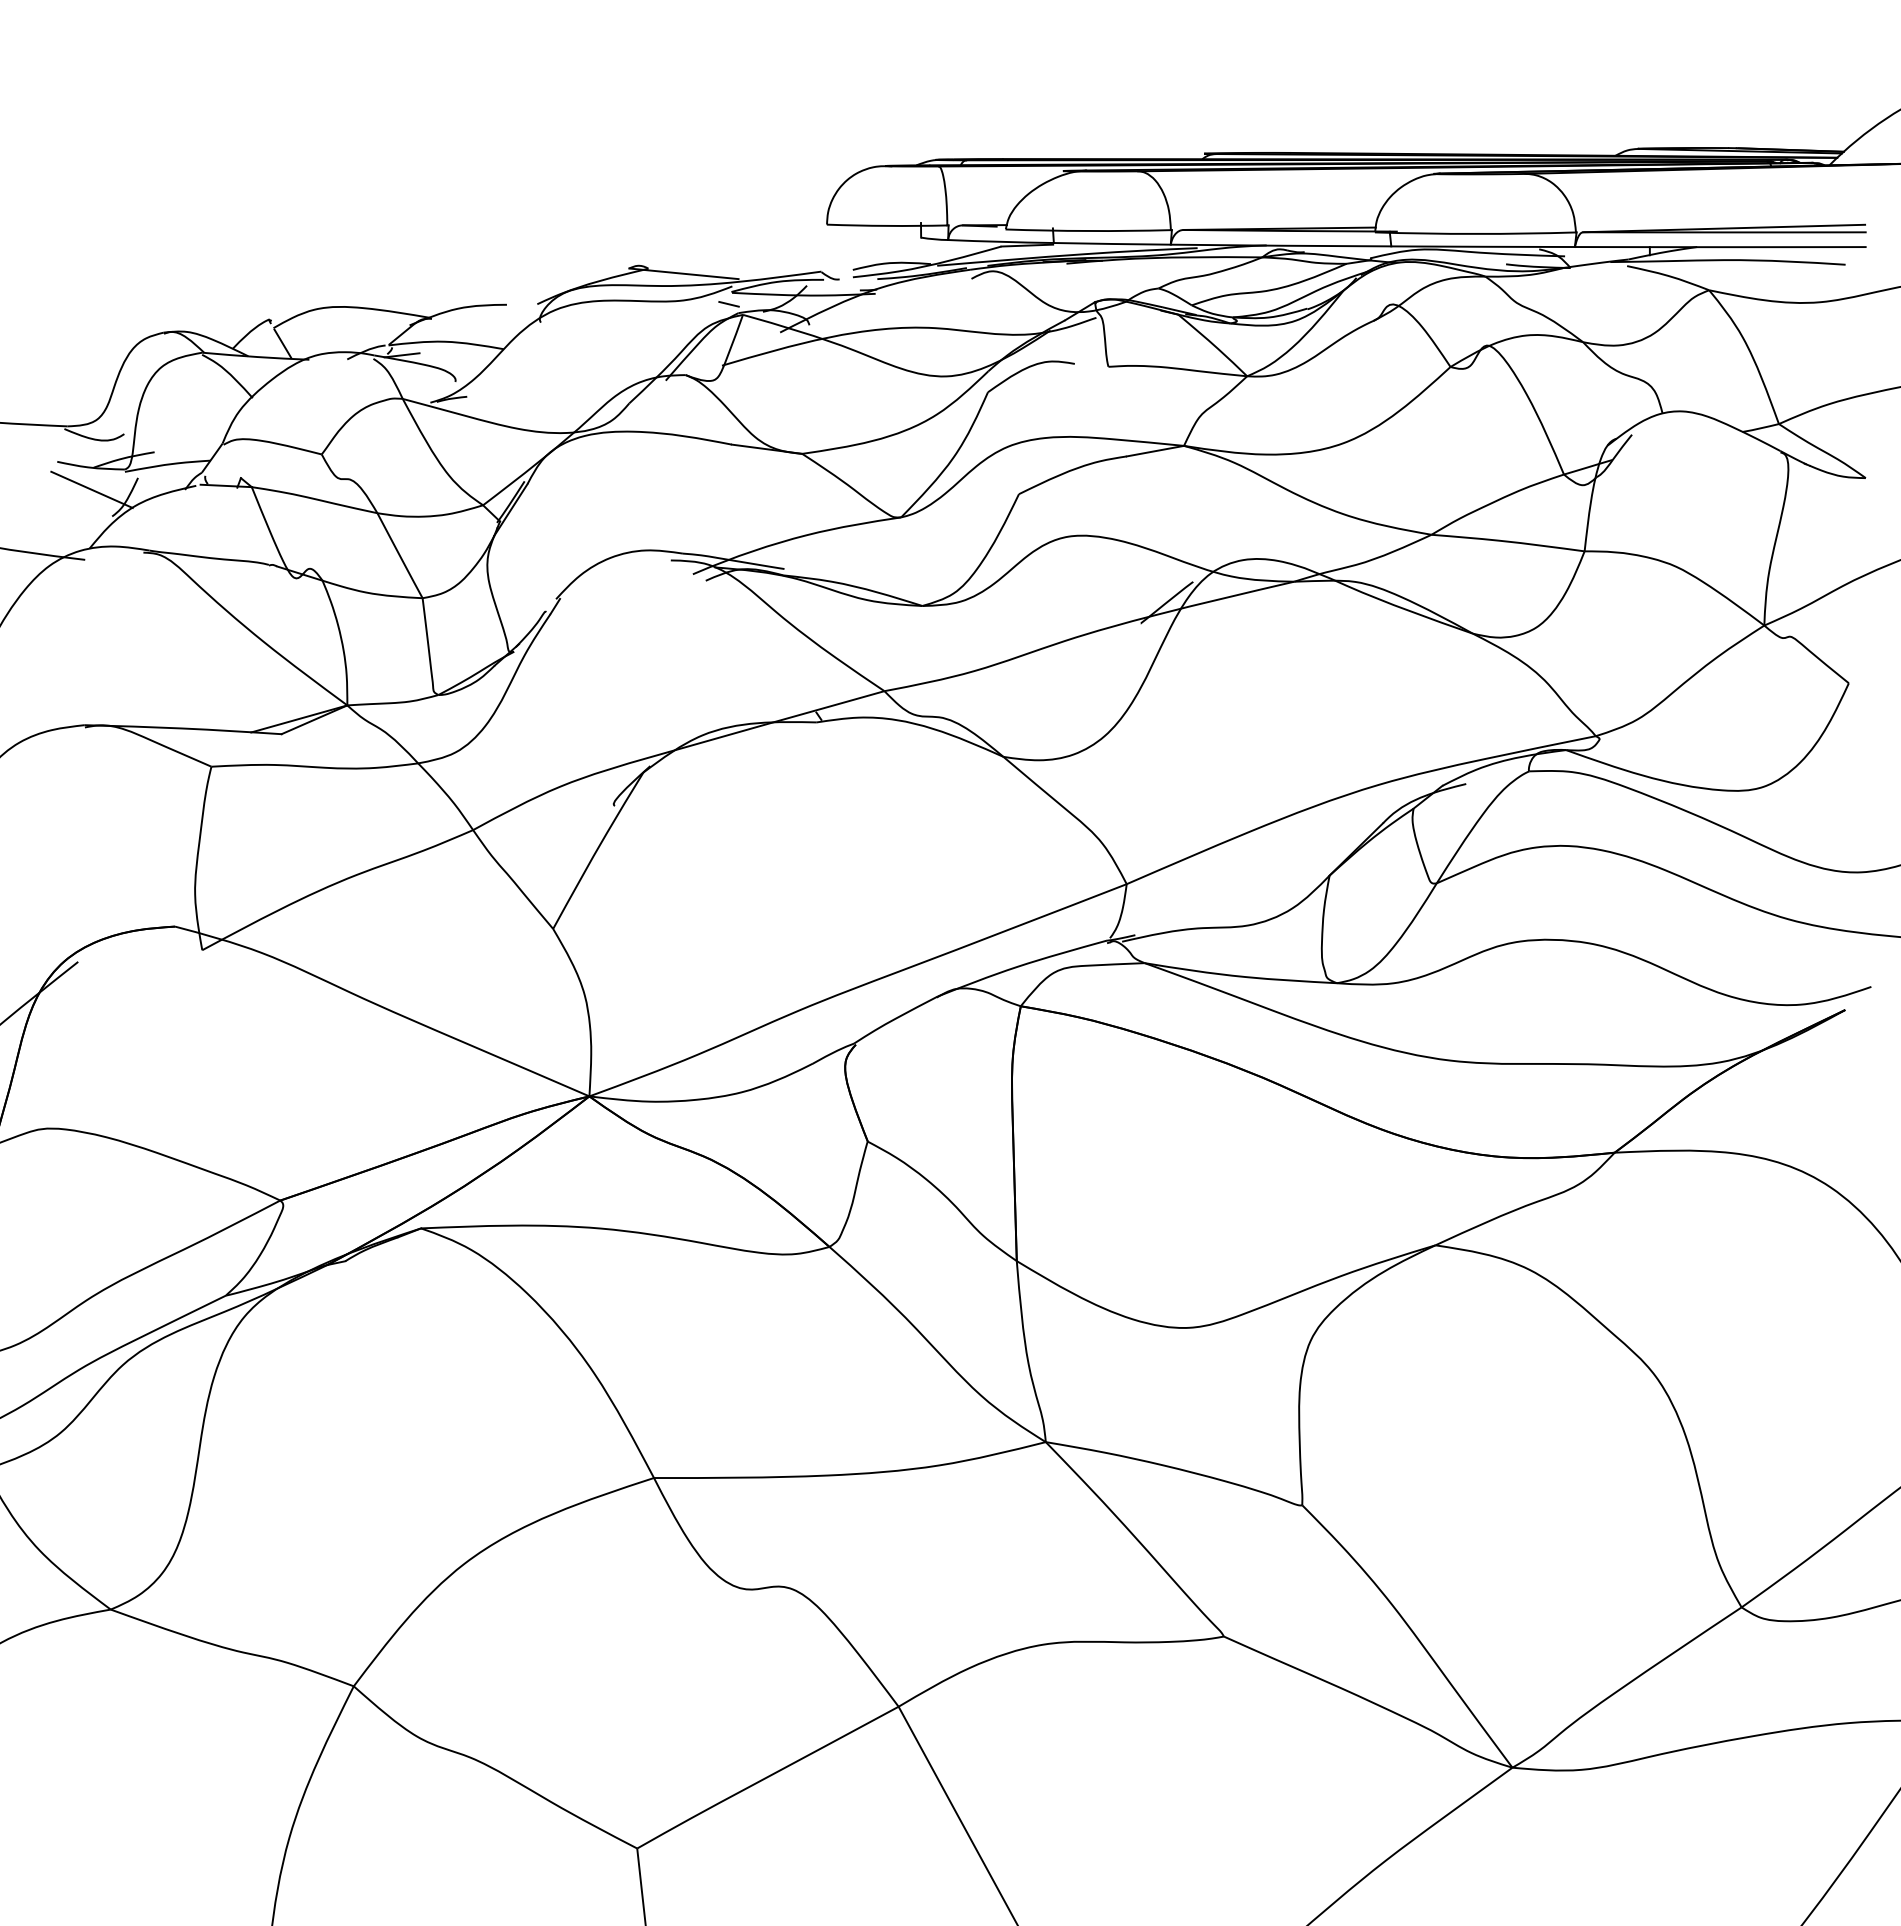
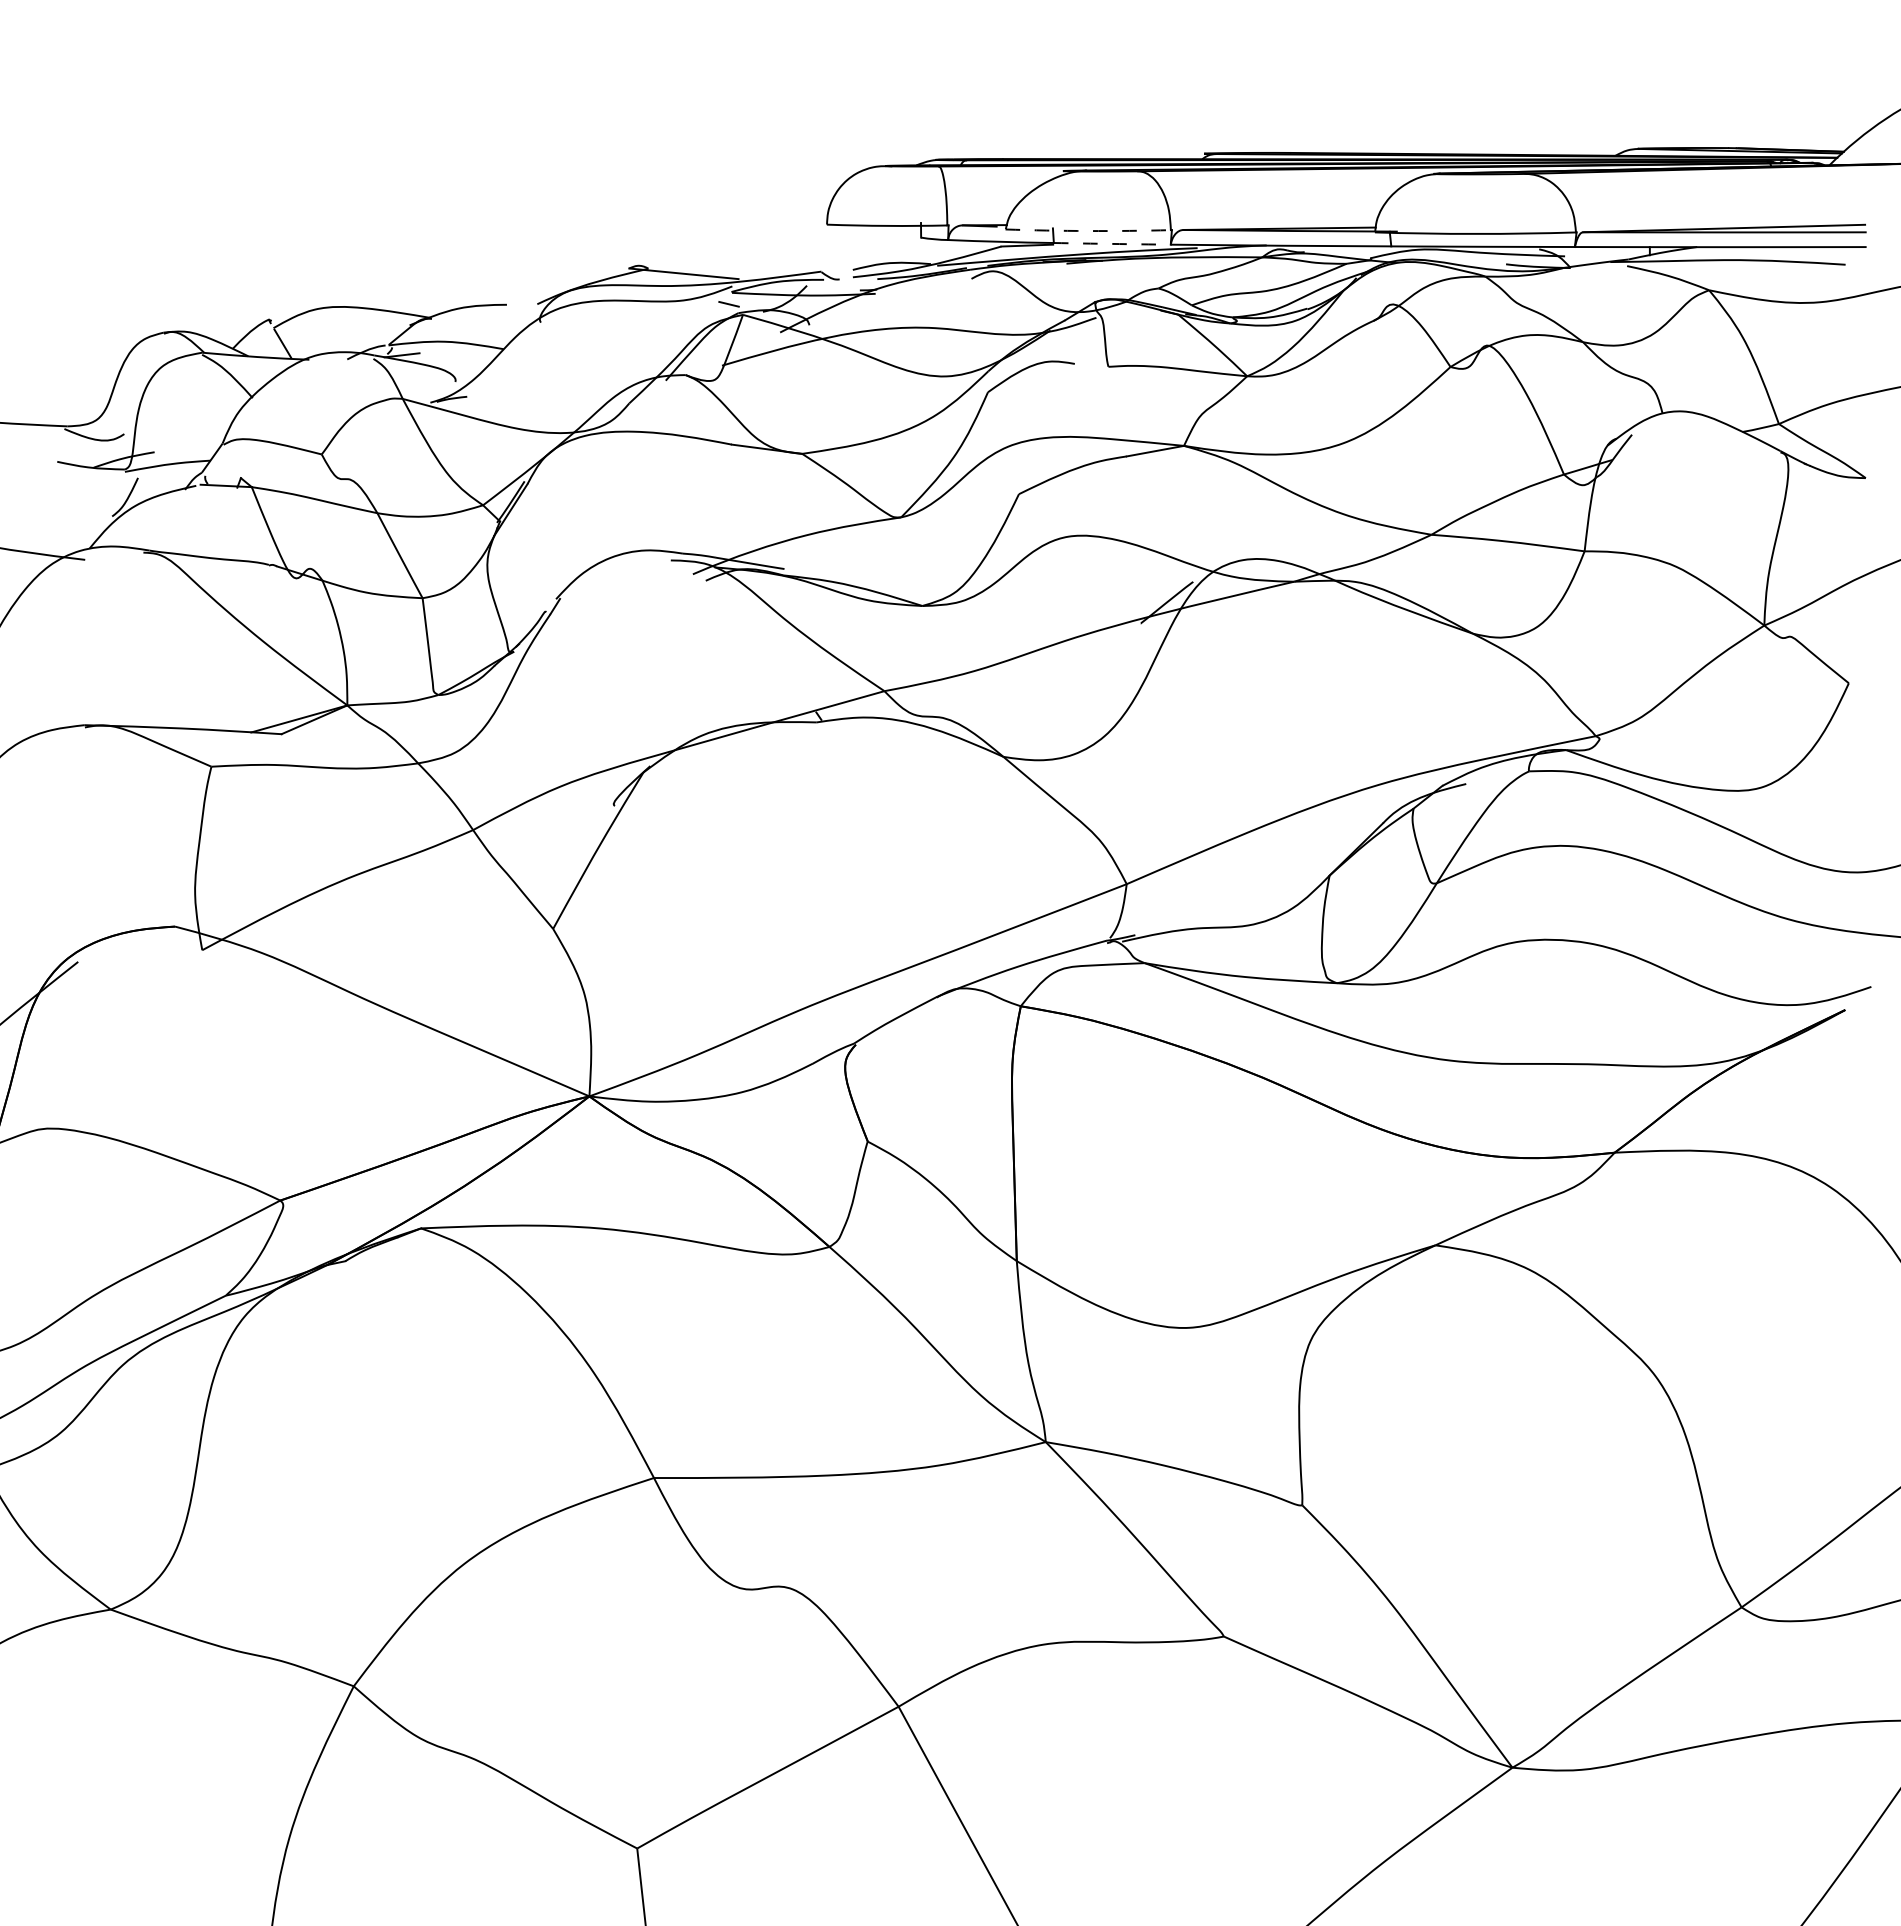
arc: solid -> dashed (1088, 231)
arc: solid -> dashed (1112, 243)
line: present -> none (91, 489)
